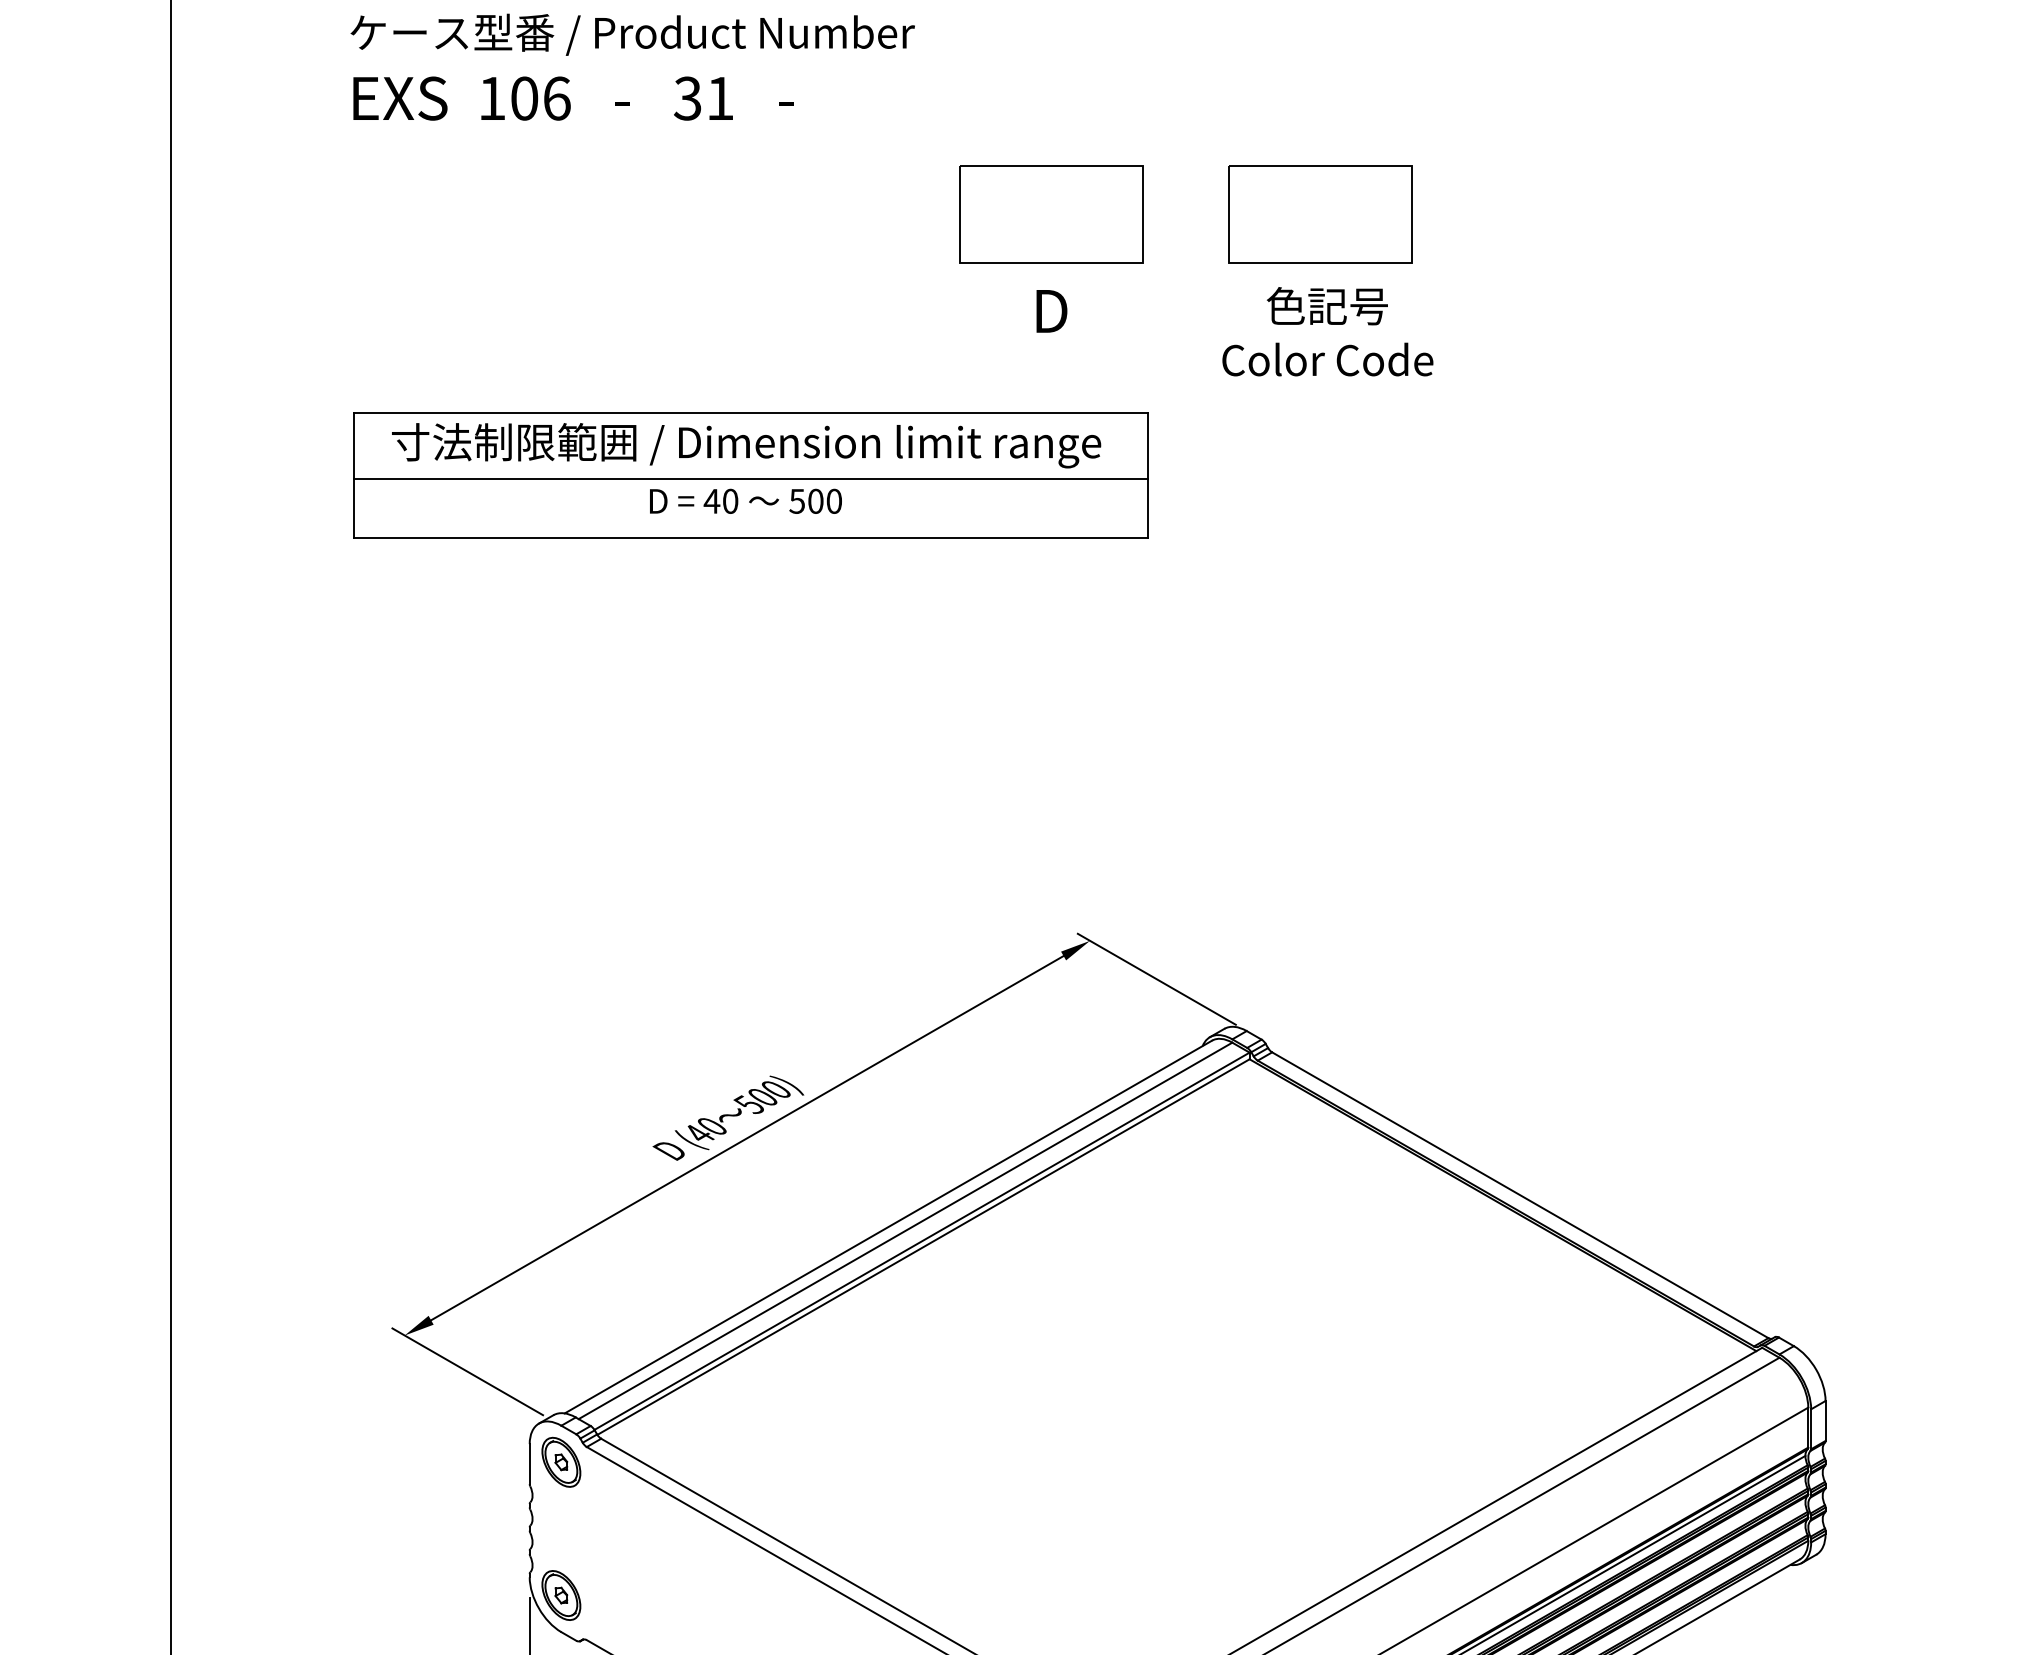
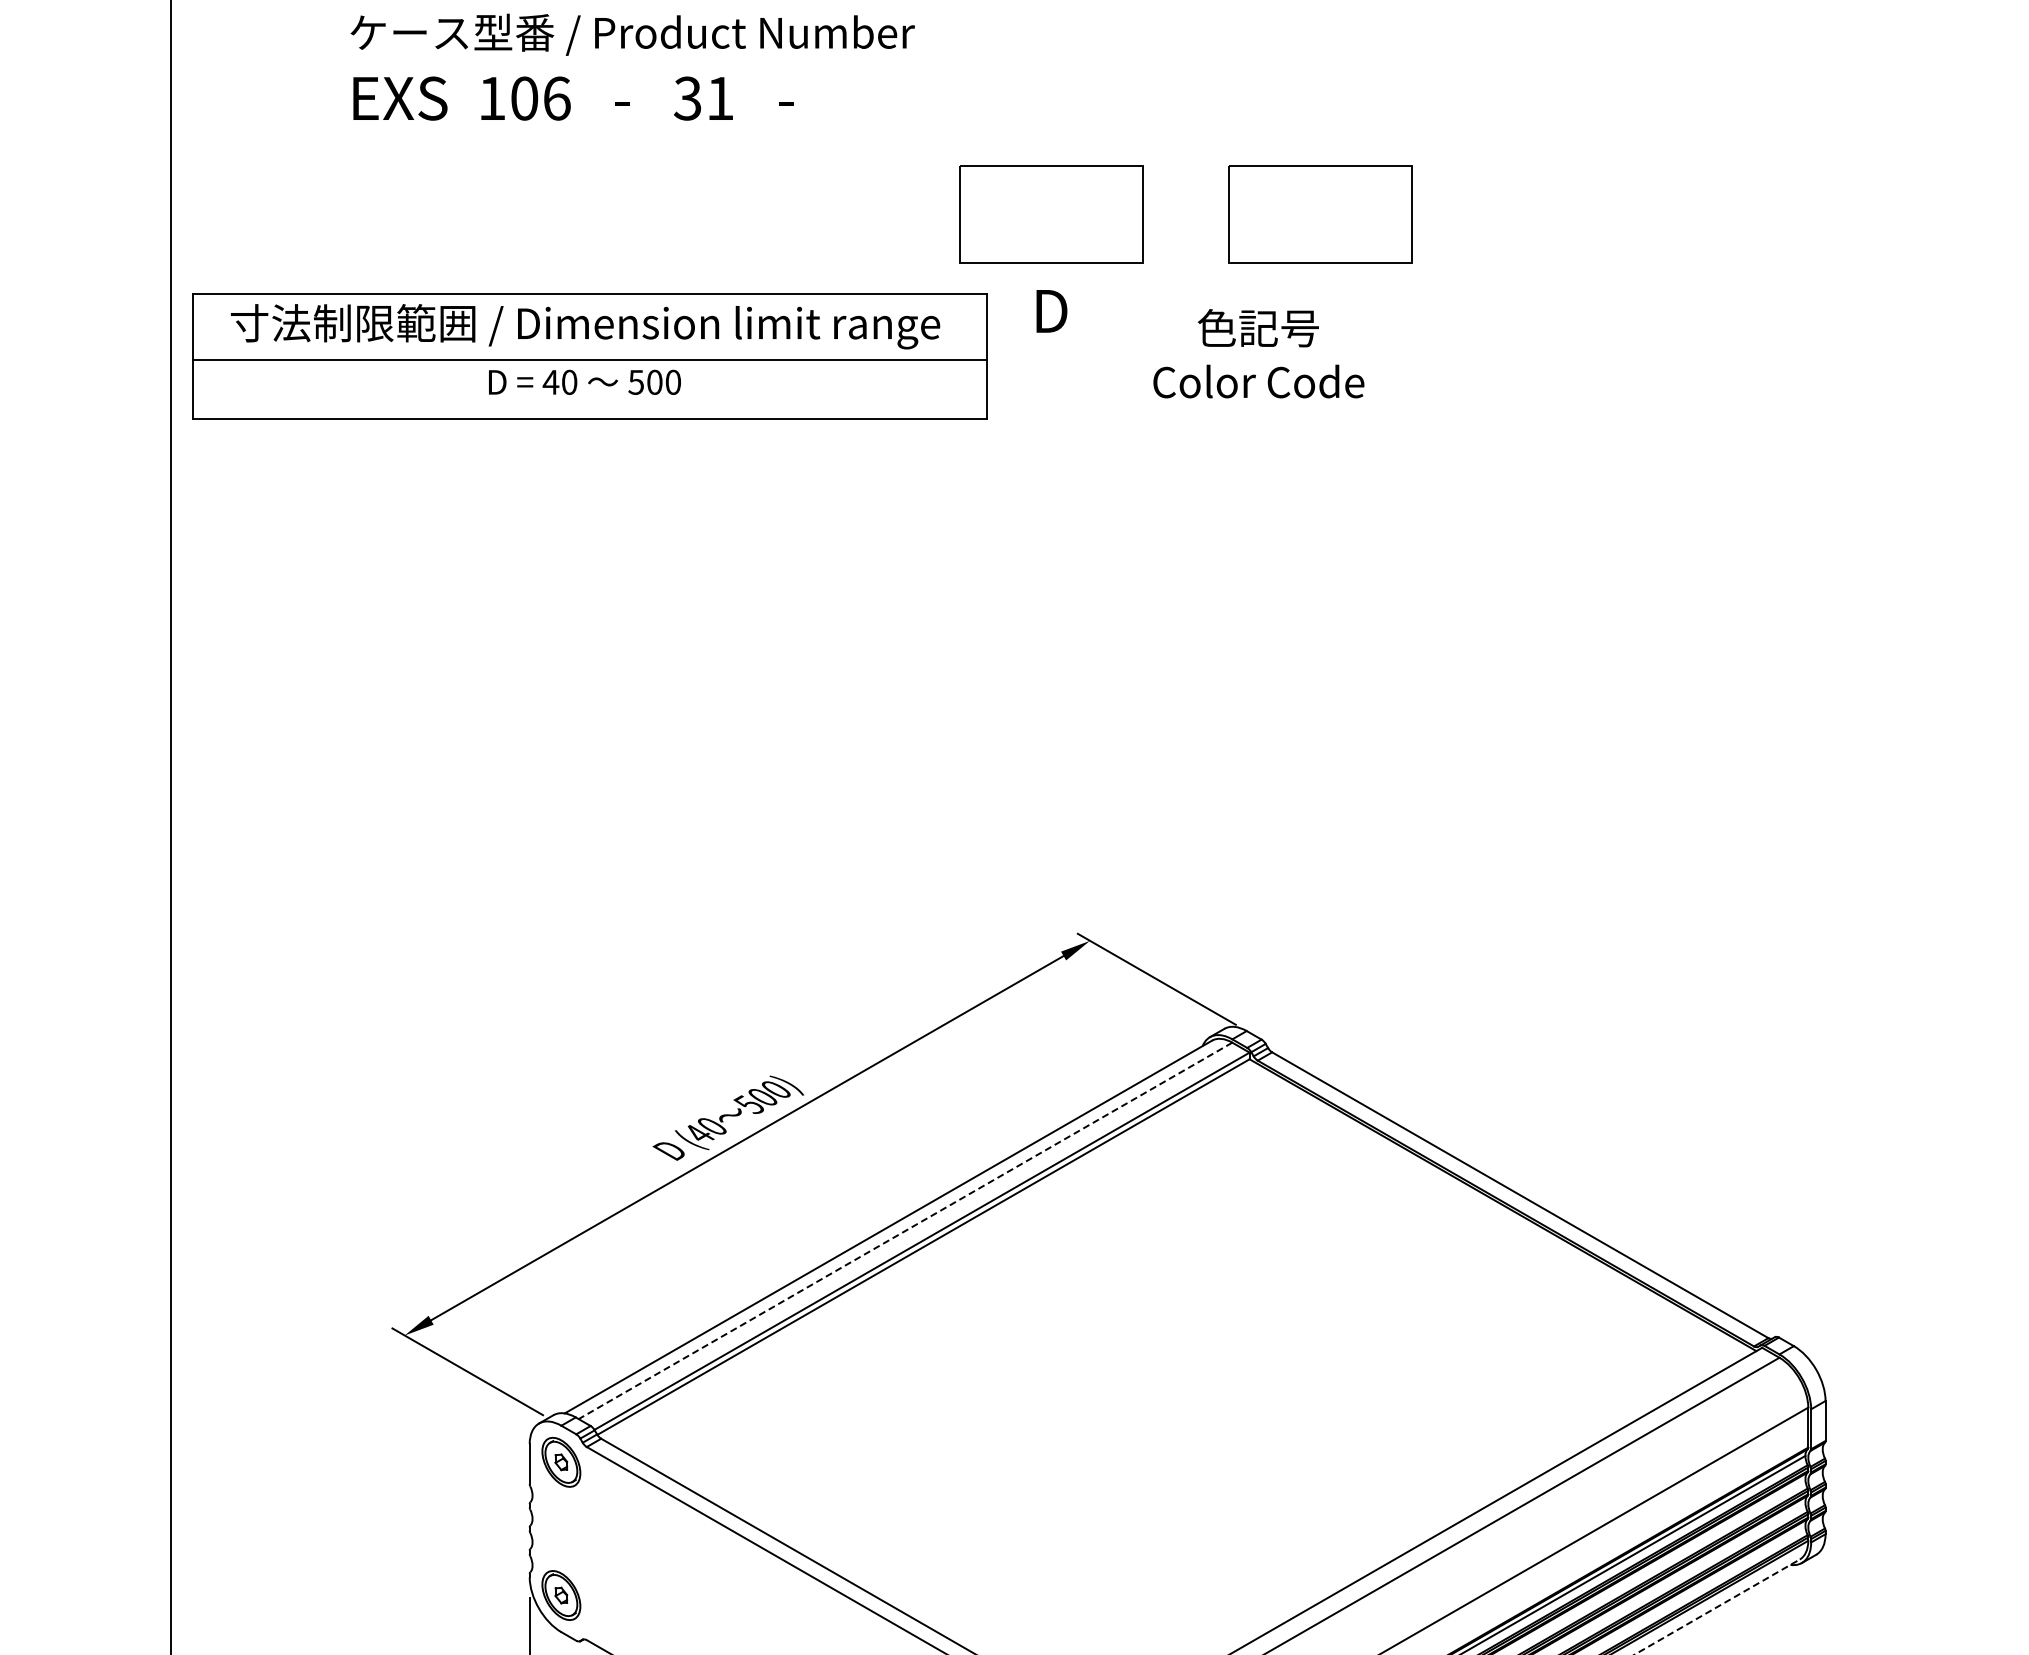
text position: (1327, 331) -> (1258, 353) (1258, 353)
part position: (750, 475) -> (589, 356) (589, 356)
line: solid -> dashed (905, 1231)
line: solid -> dashed (1717, 1606)
